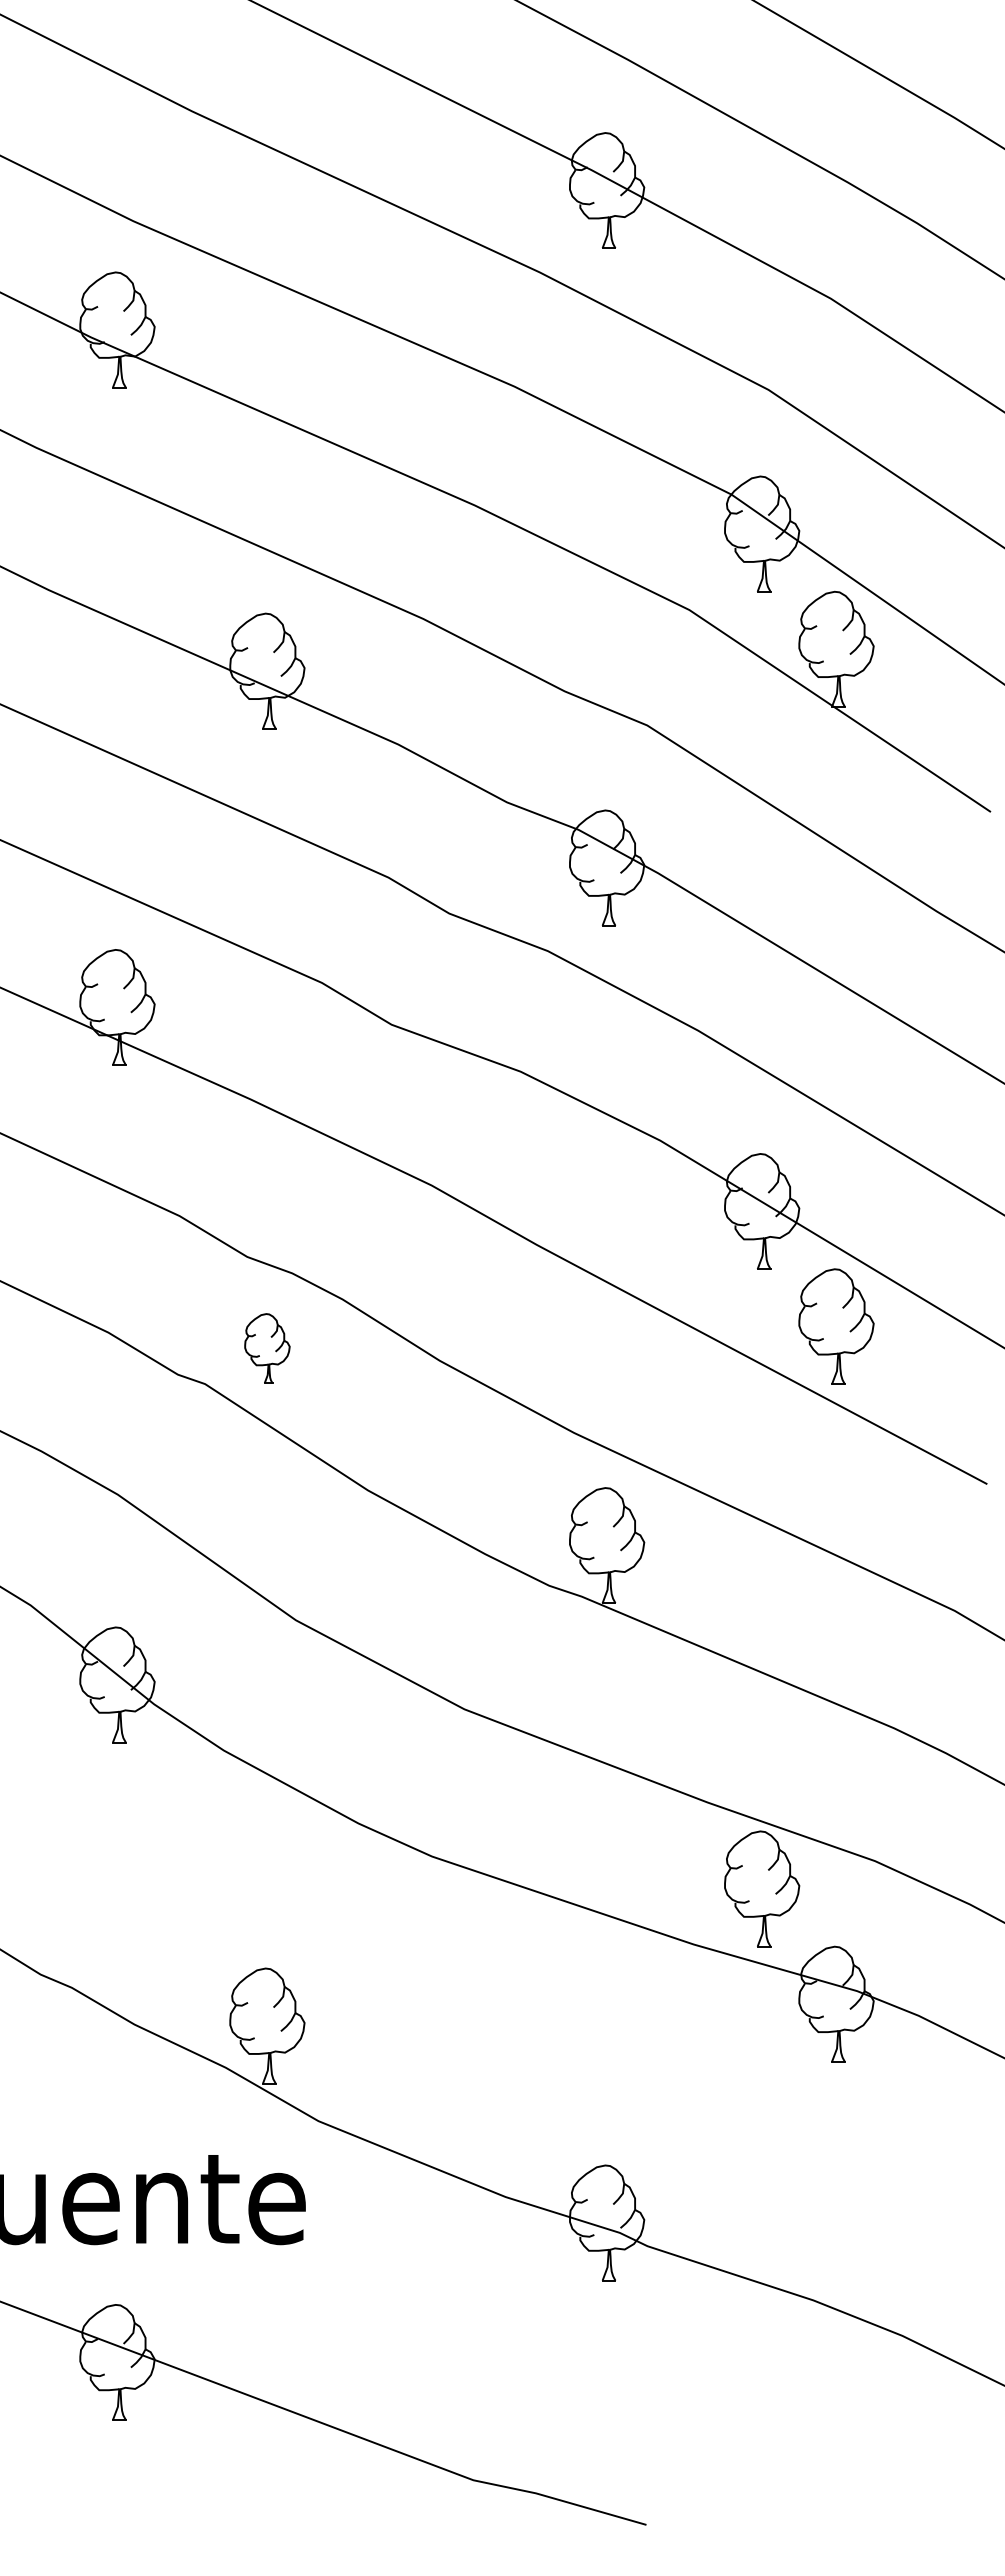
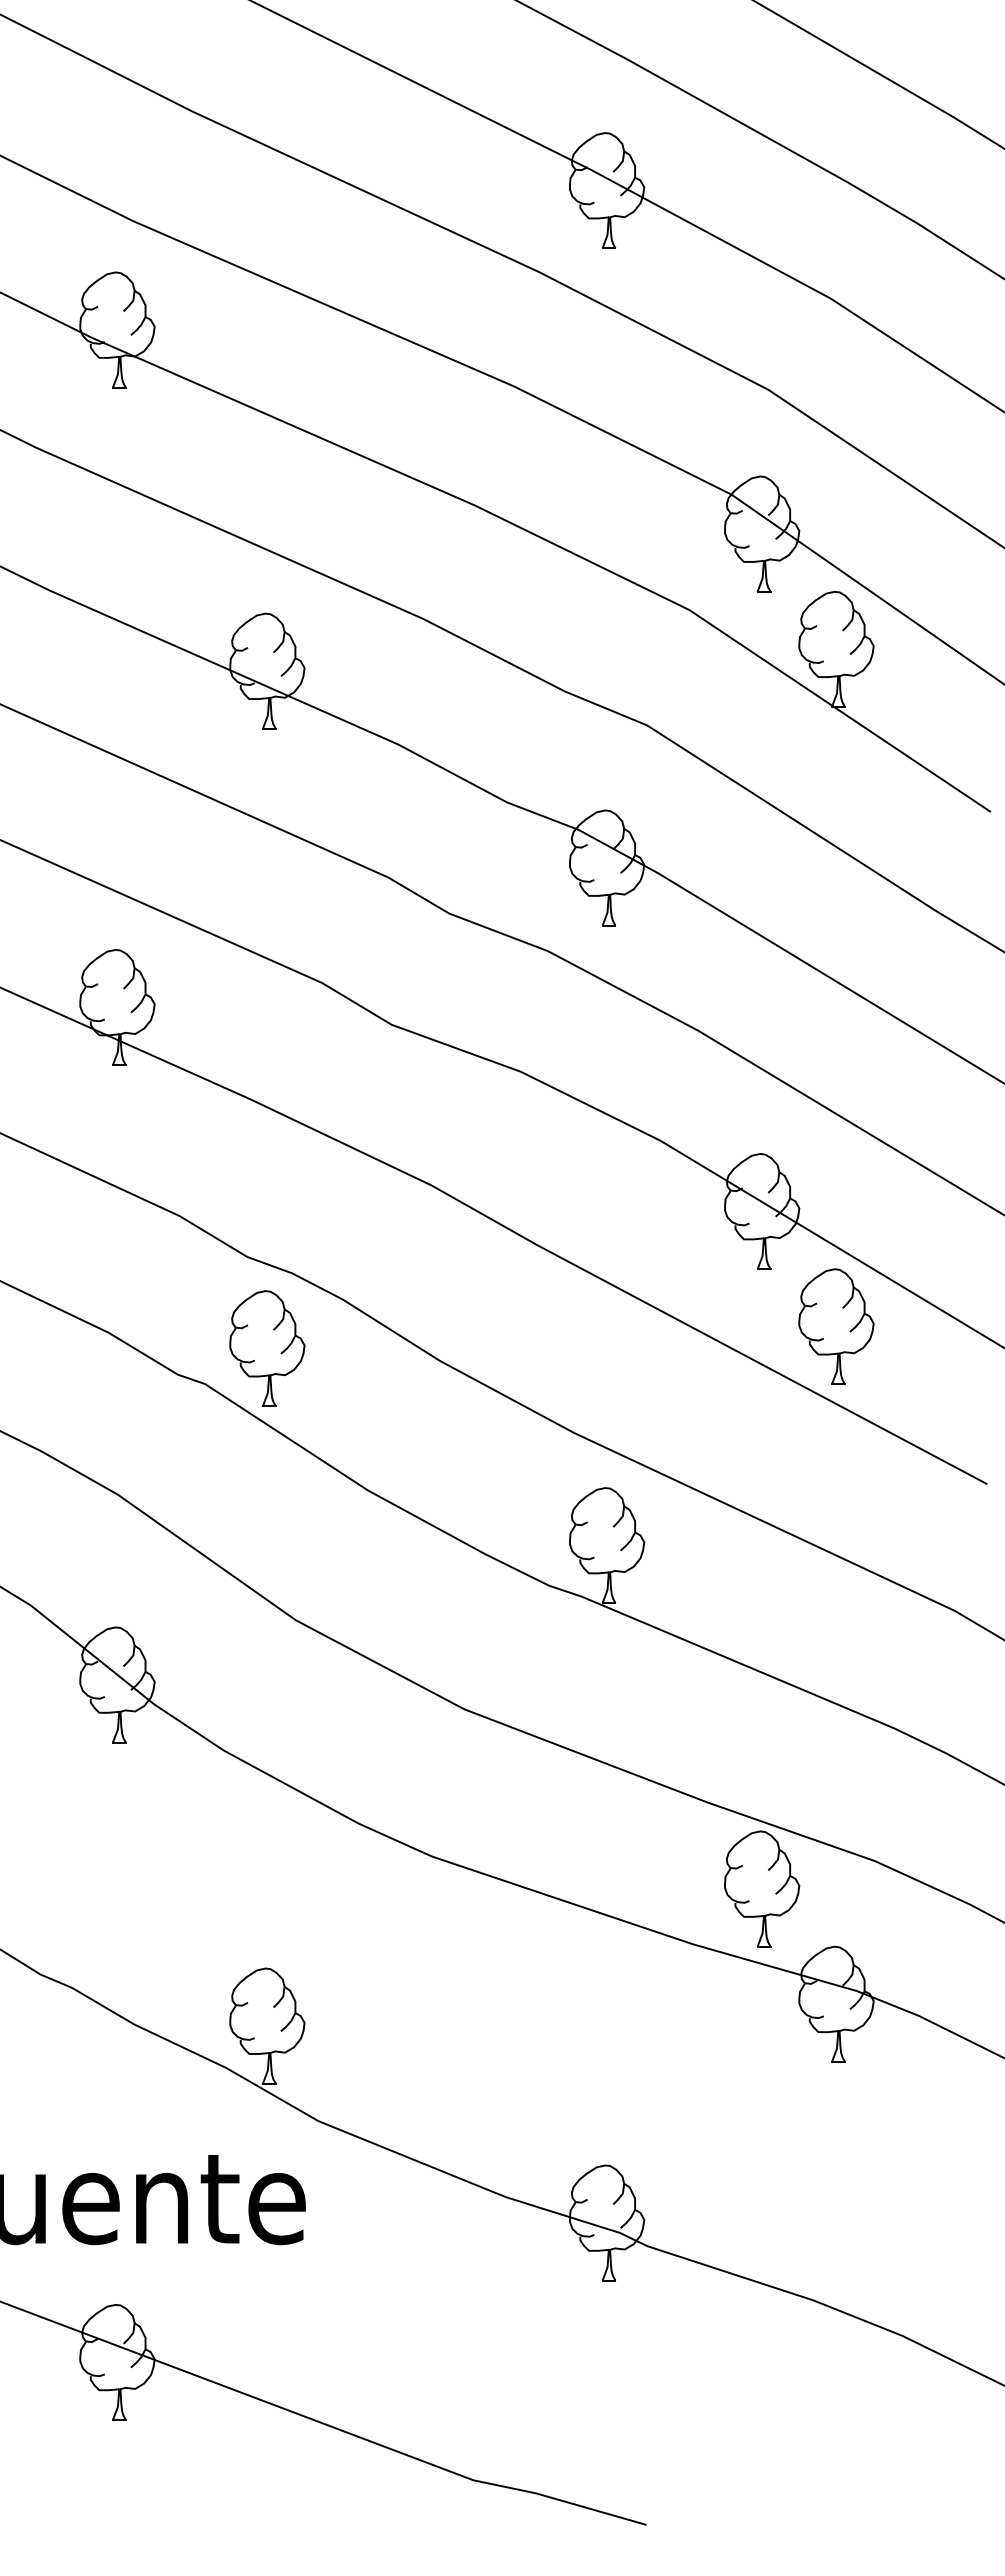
part size: 47x71 px -> 77x117 px (267, 1348)
